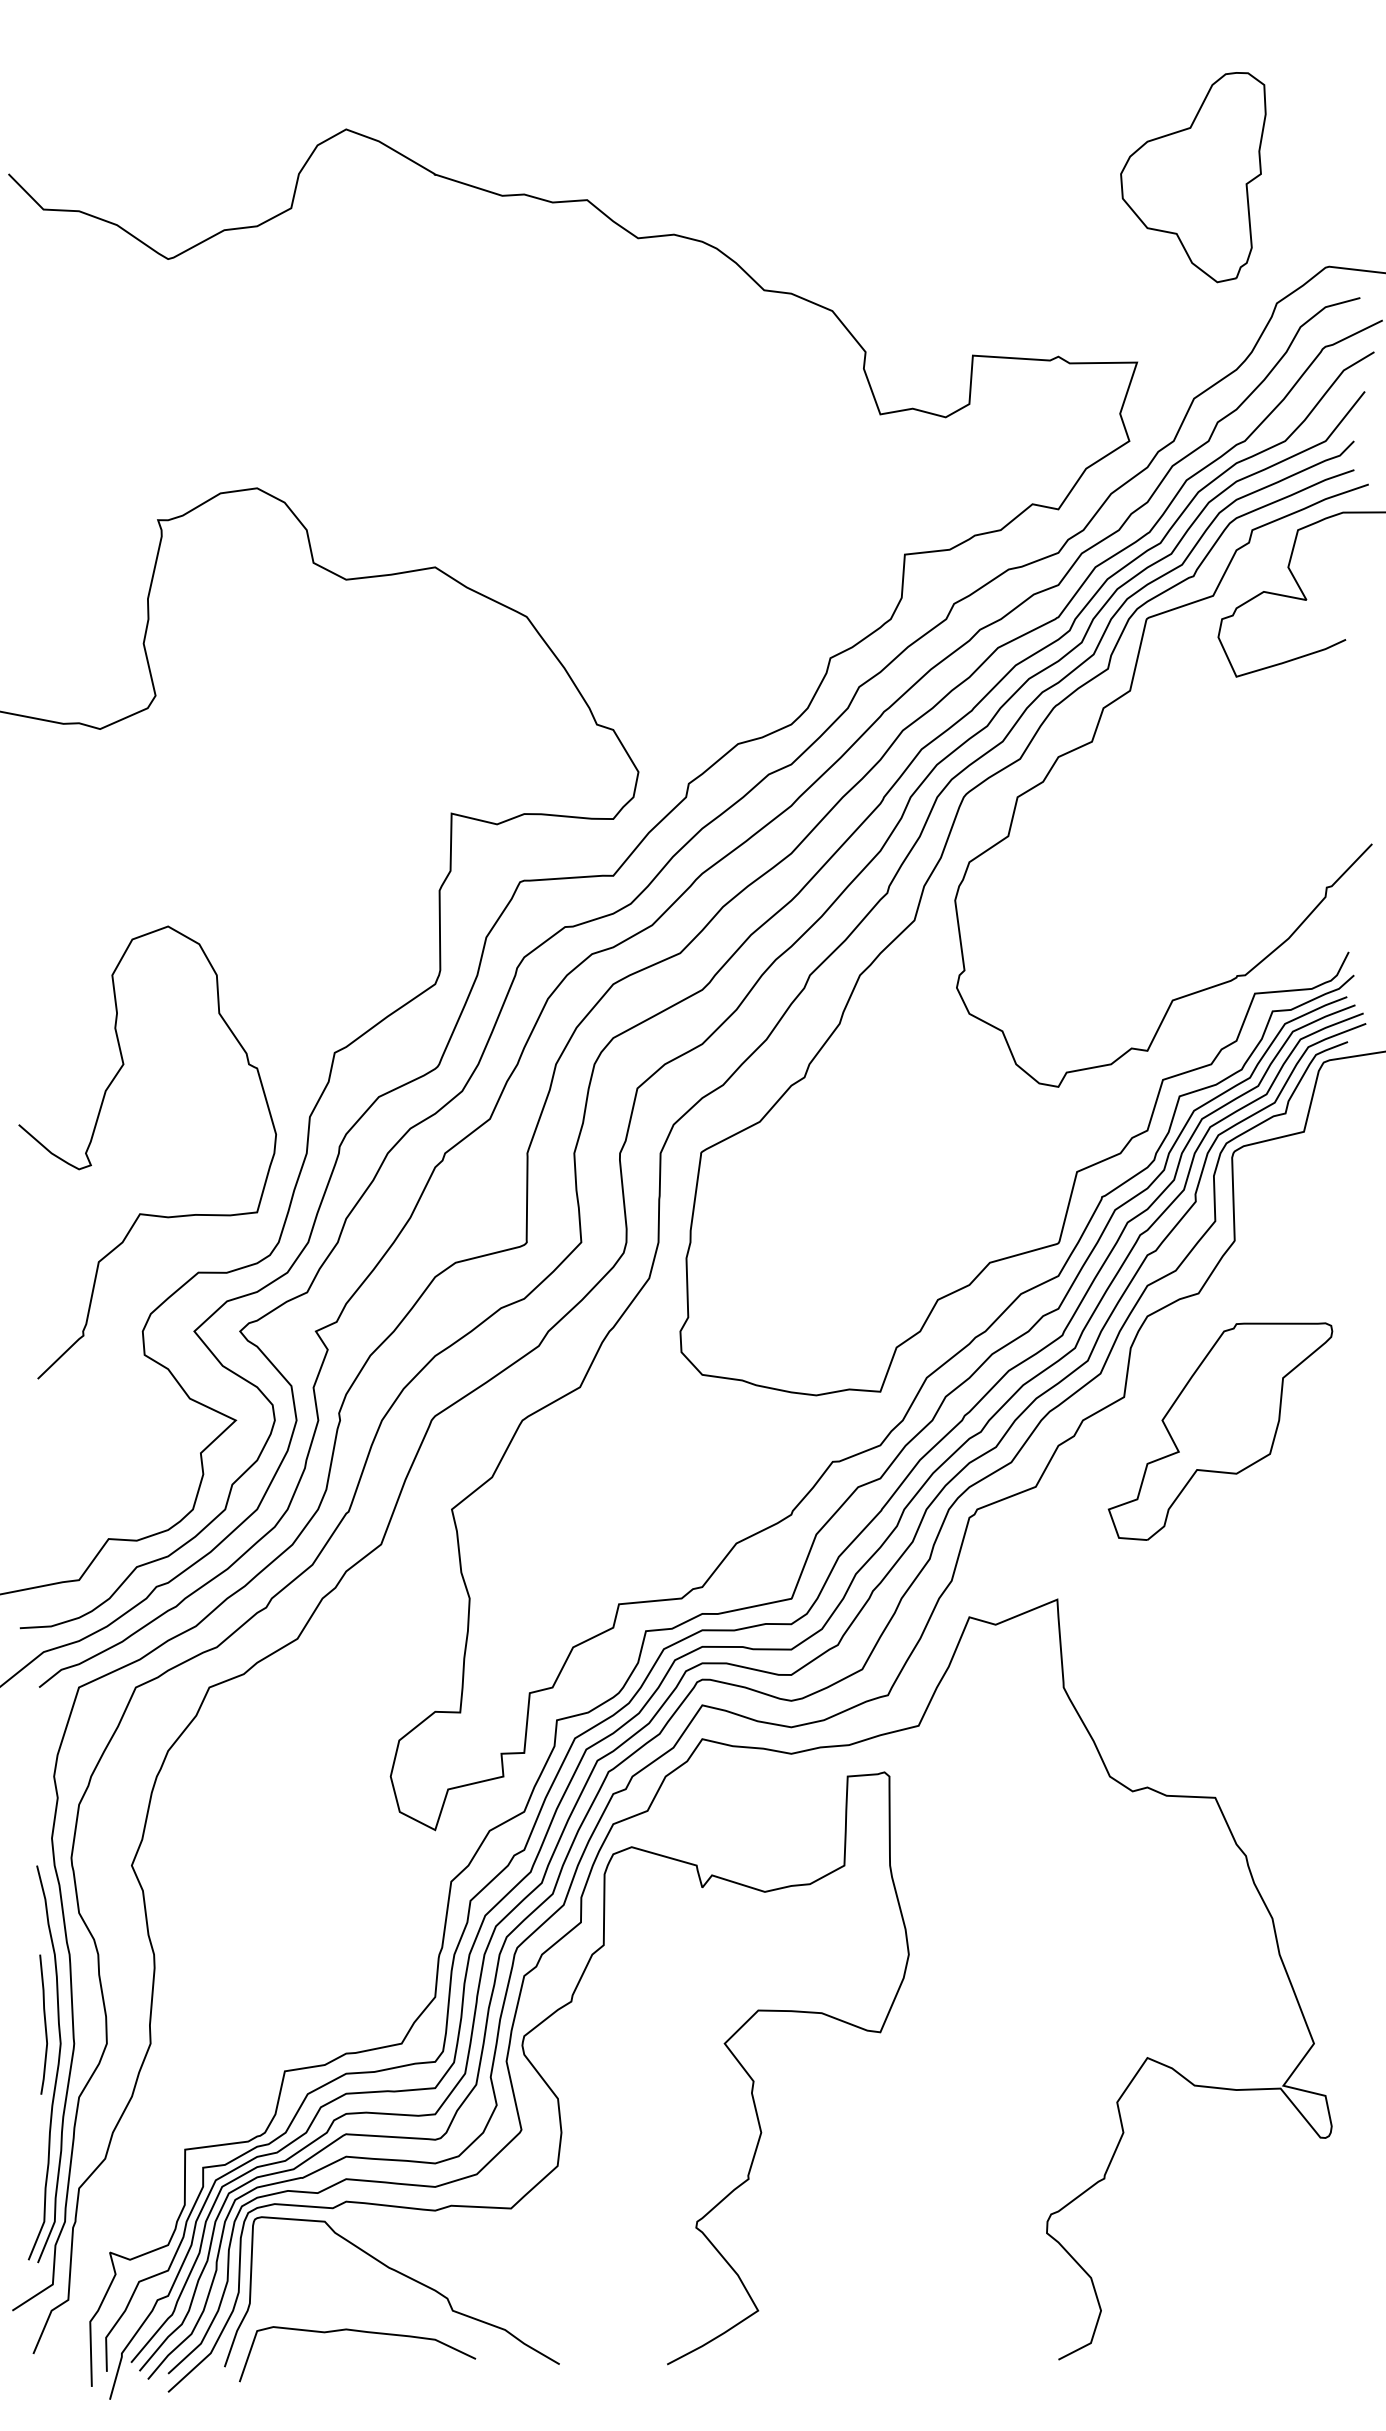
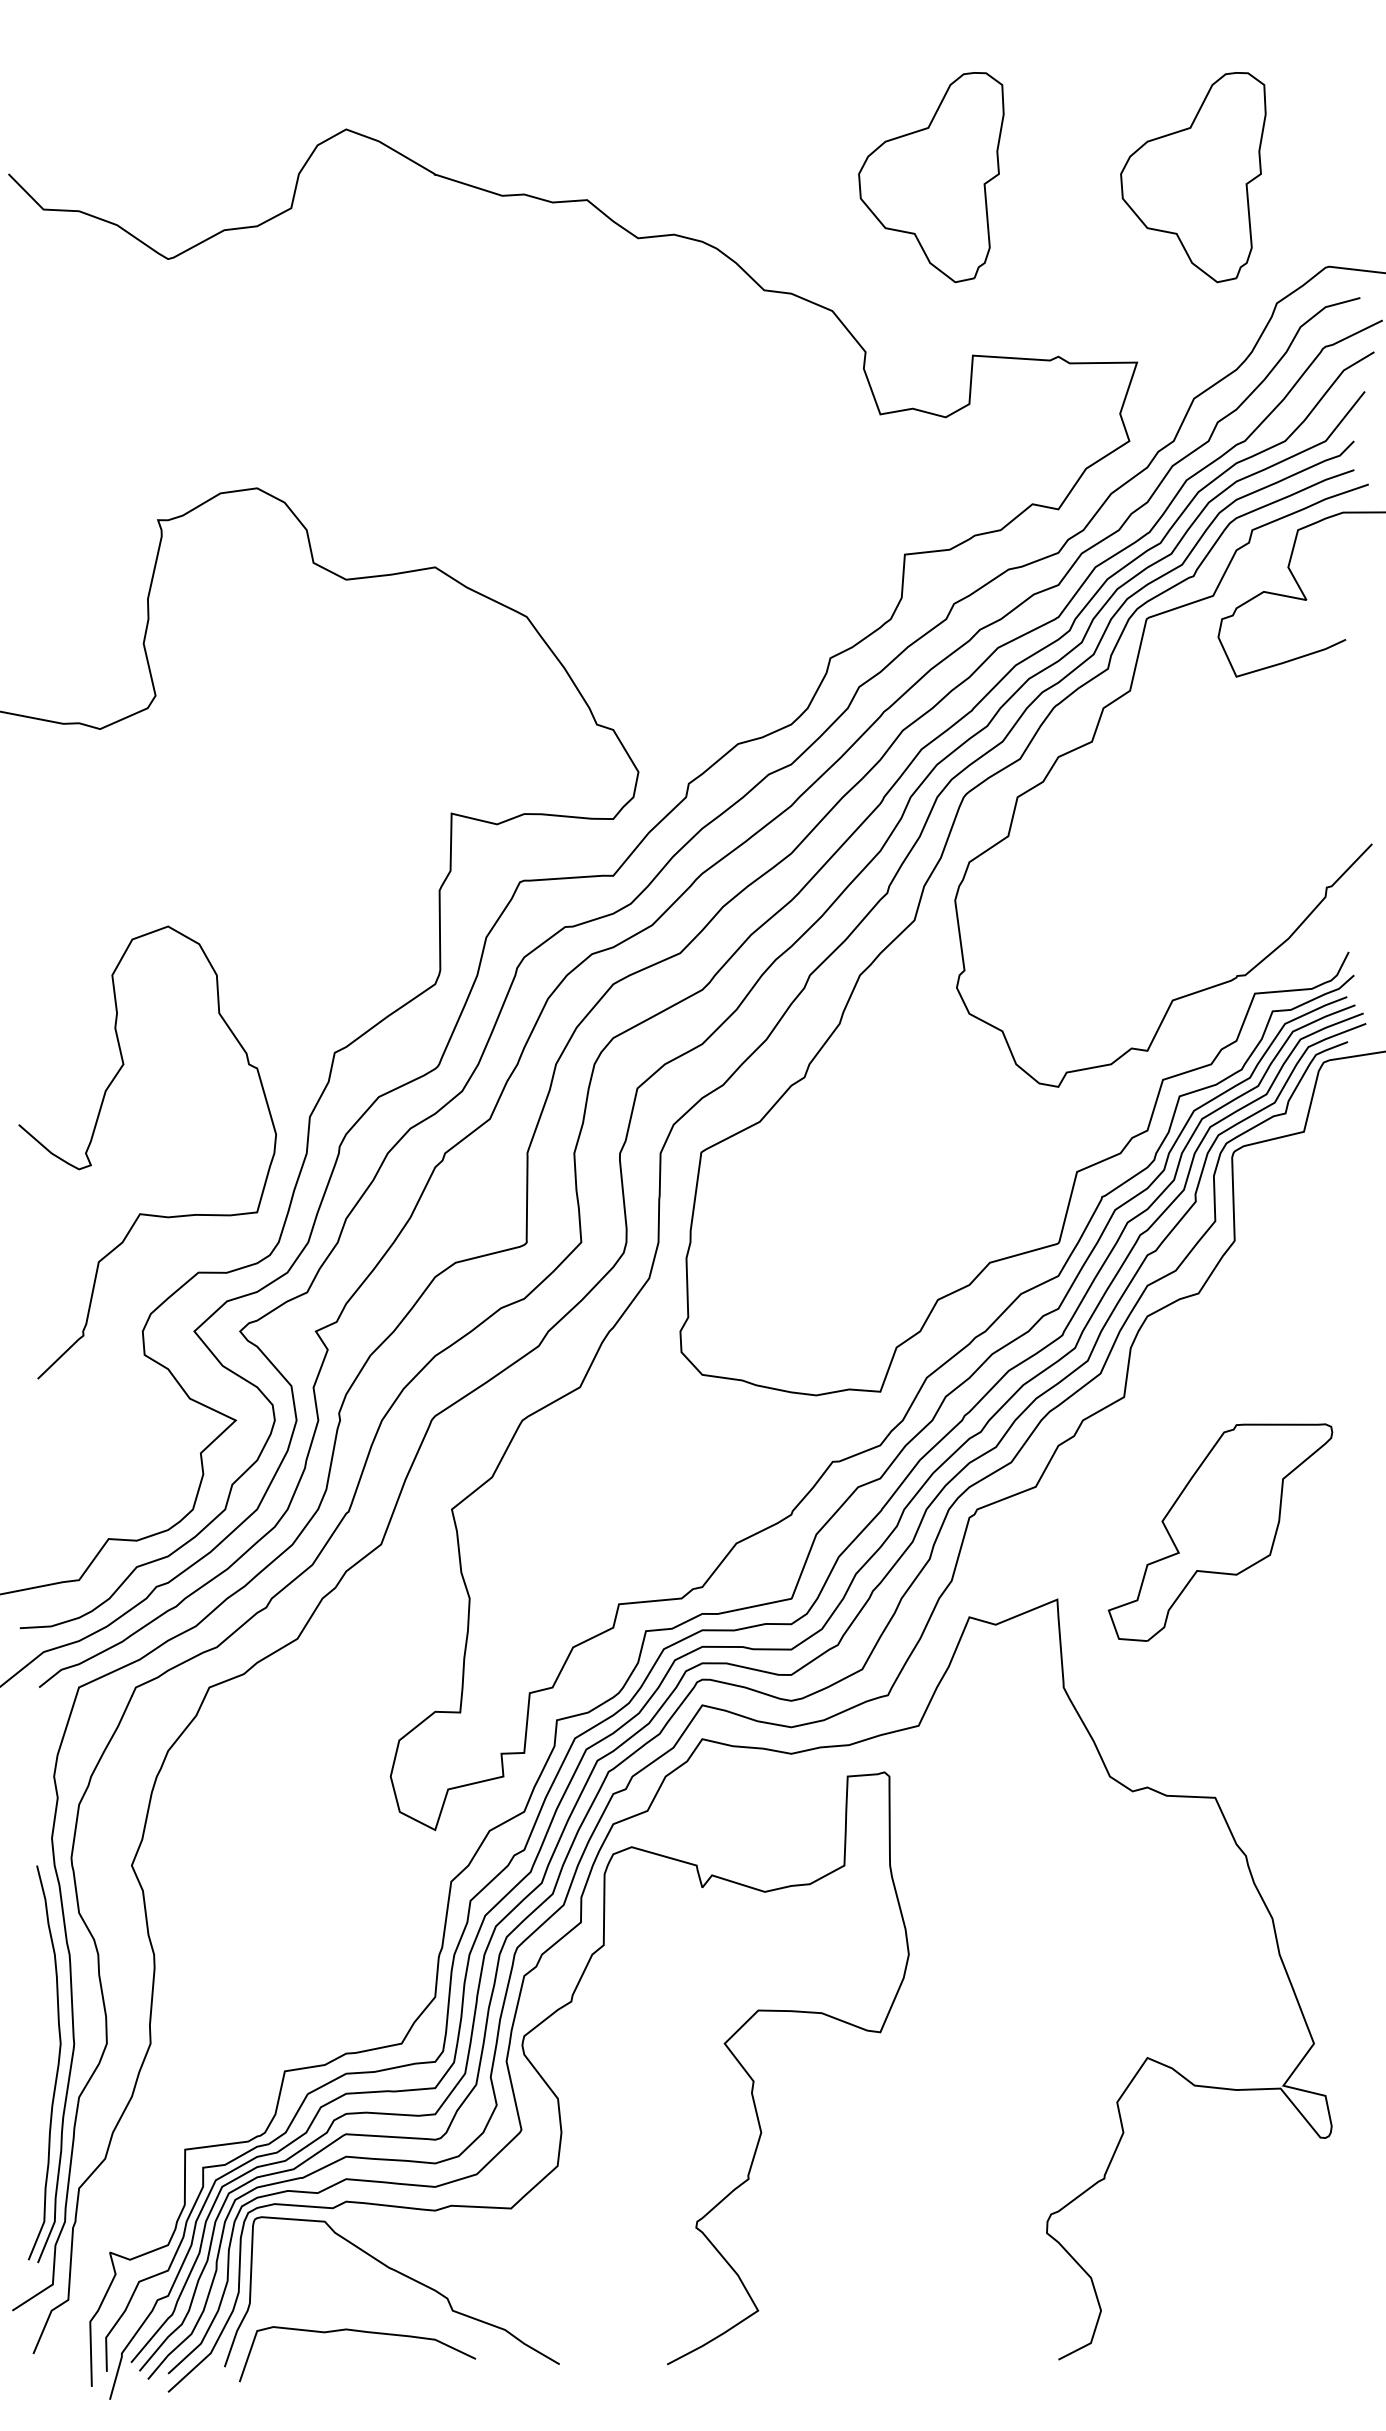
part: none -> present (931, 177)
part position: (1220, 1431) -> (1220, 1532) (1220, 1532)
curve: present -> none (44, 2024)
